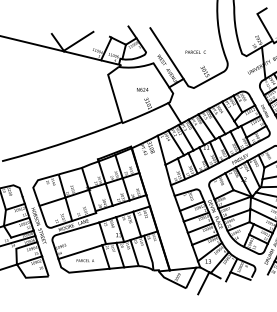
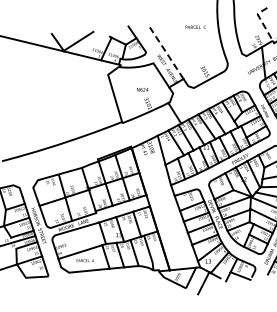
line: solid -> dashed (261, 21)
text position: (195, 51) -> (195, 26) (195, 26)
line: solid -> dashed (167, 53)
